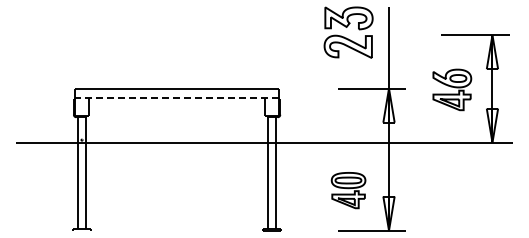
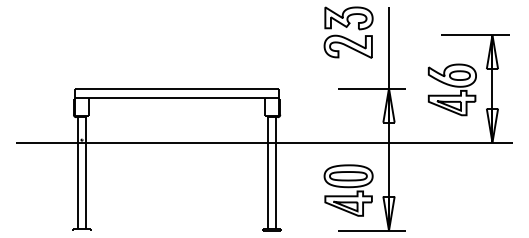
part size: 41x44 px -> 50x54 px (451, 89)
line: dashed -> solid (177, 97)
part size: 37x38 px -> 51x53 px (348, 190)
